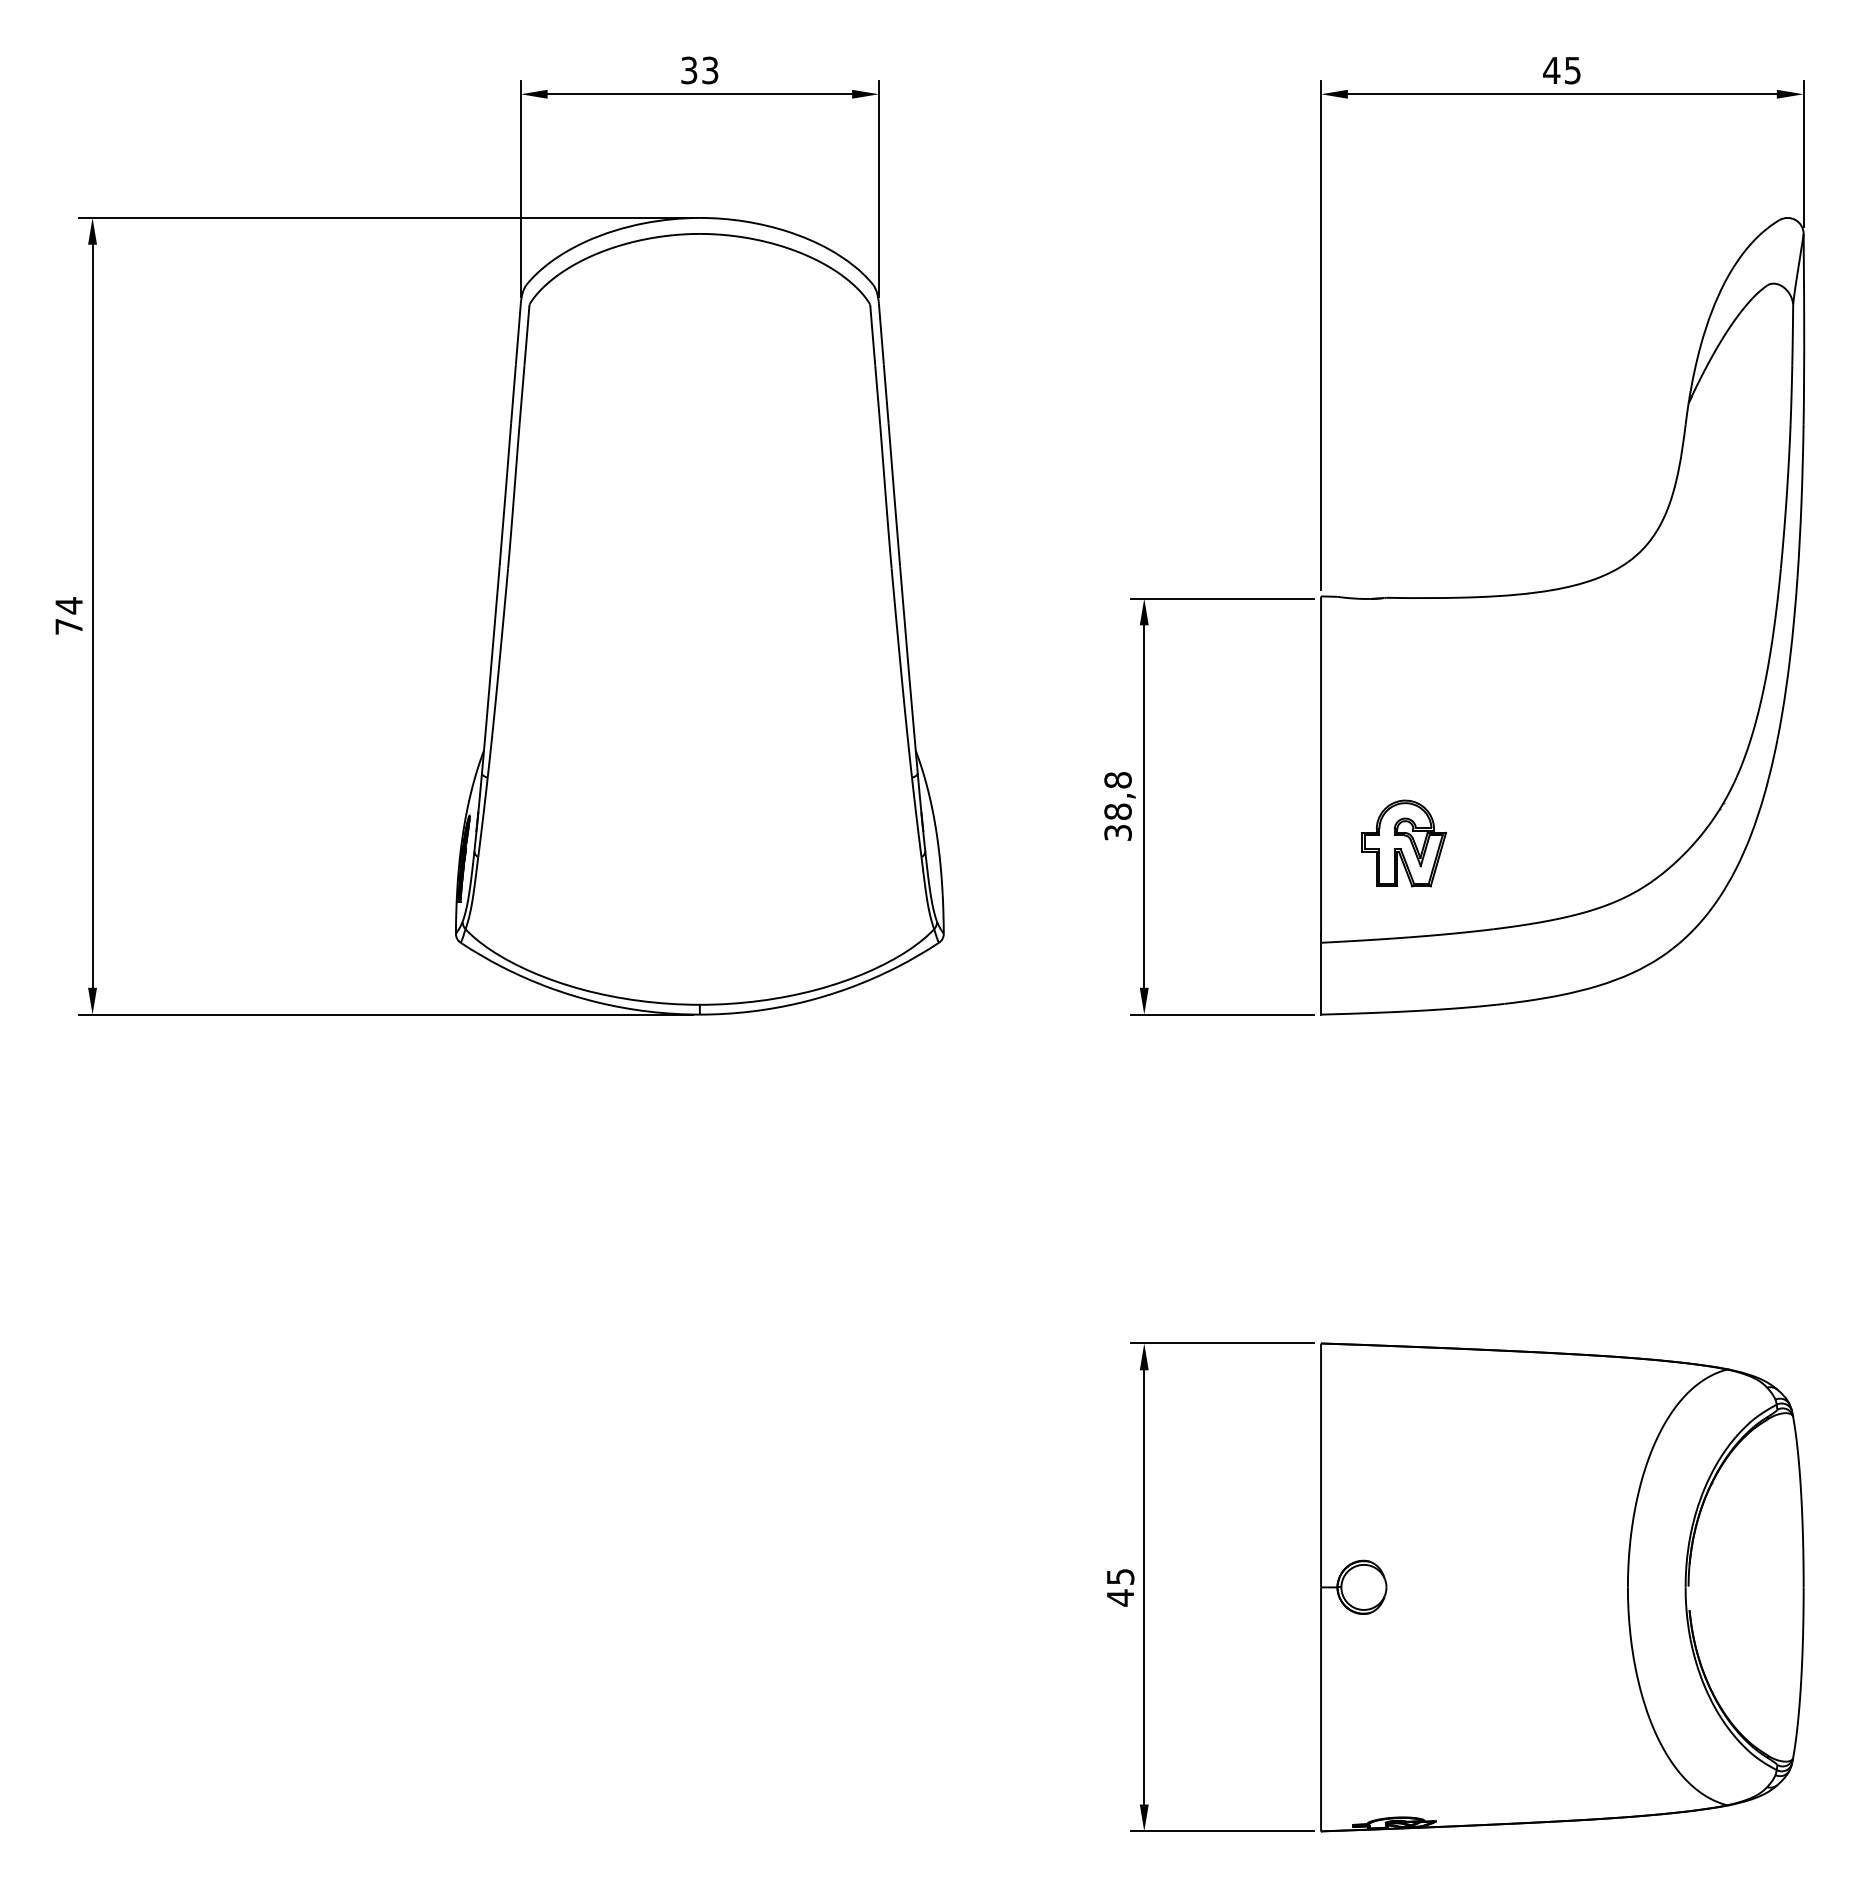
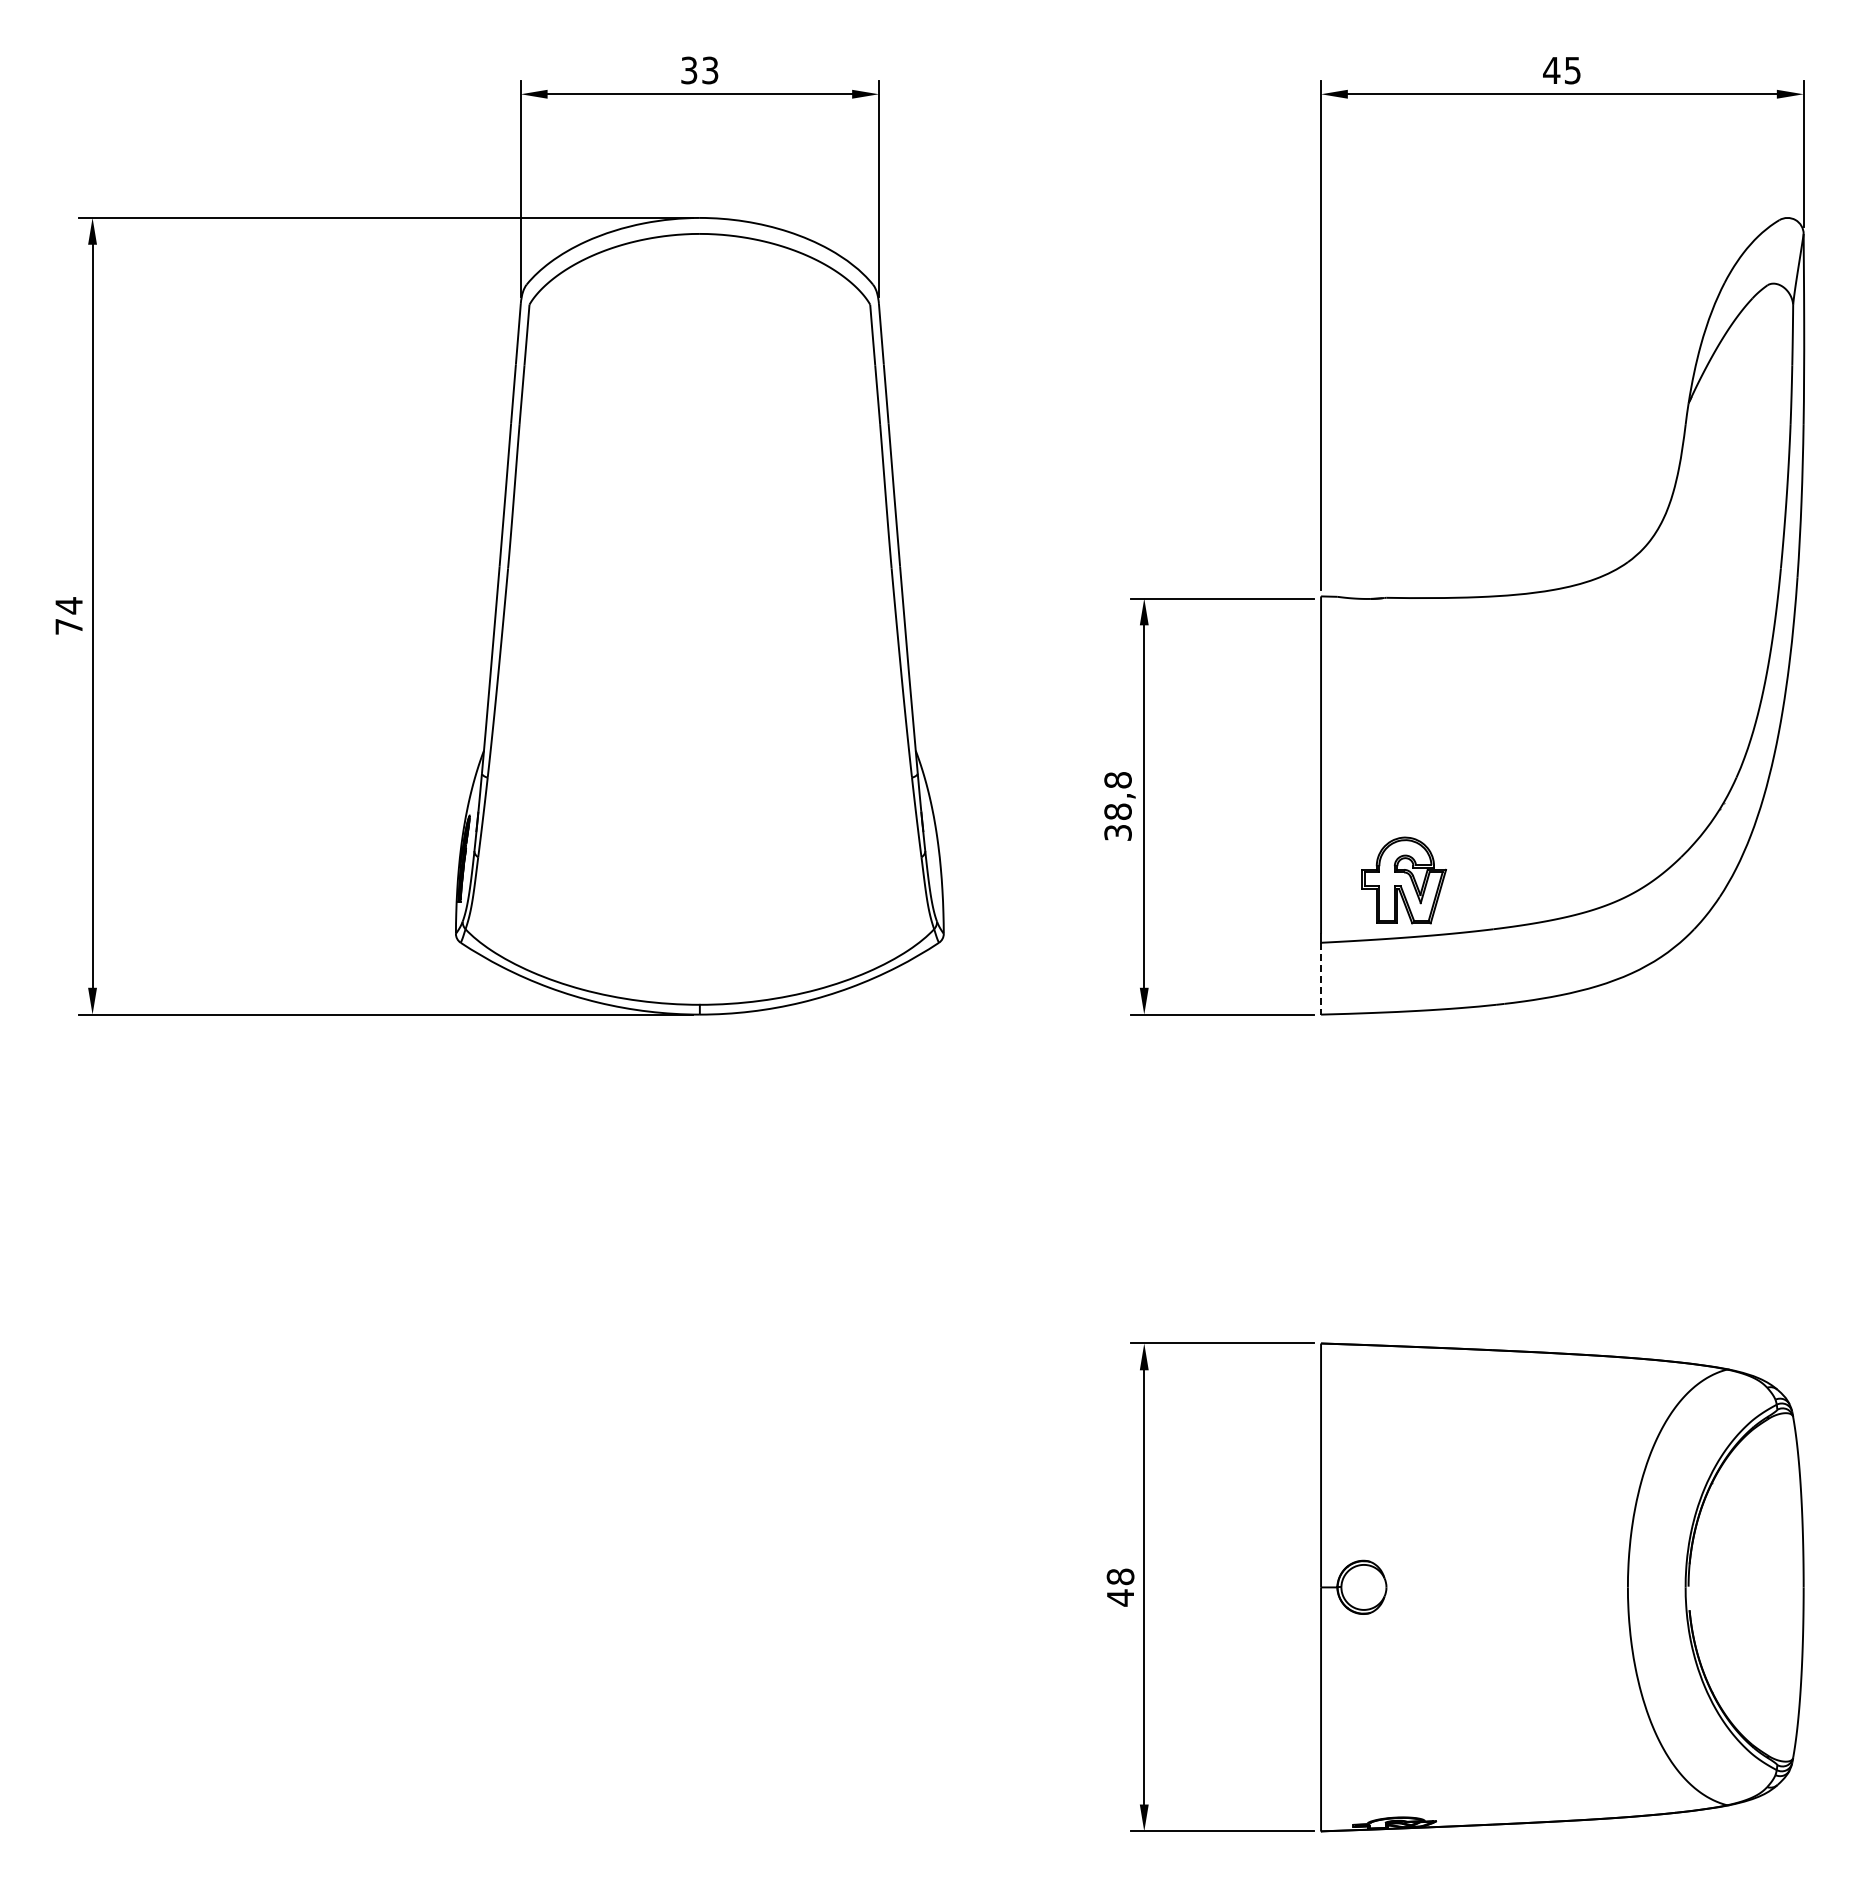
part position: (1403, 843) -> (1403, 880) (1403, 880)
line: solid -> dashed (1321, 978)
text: 45 -> 48 (1120, 1576)
